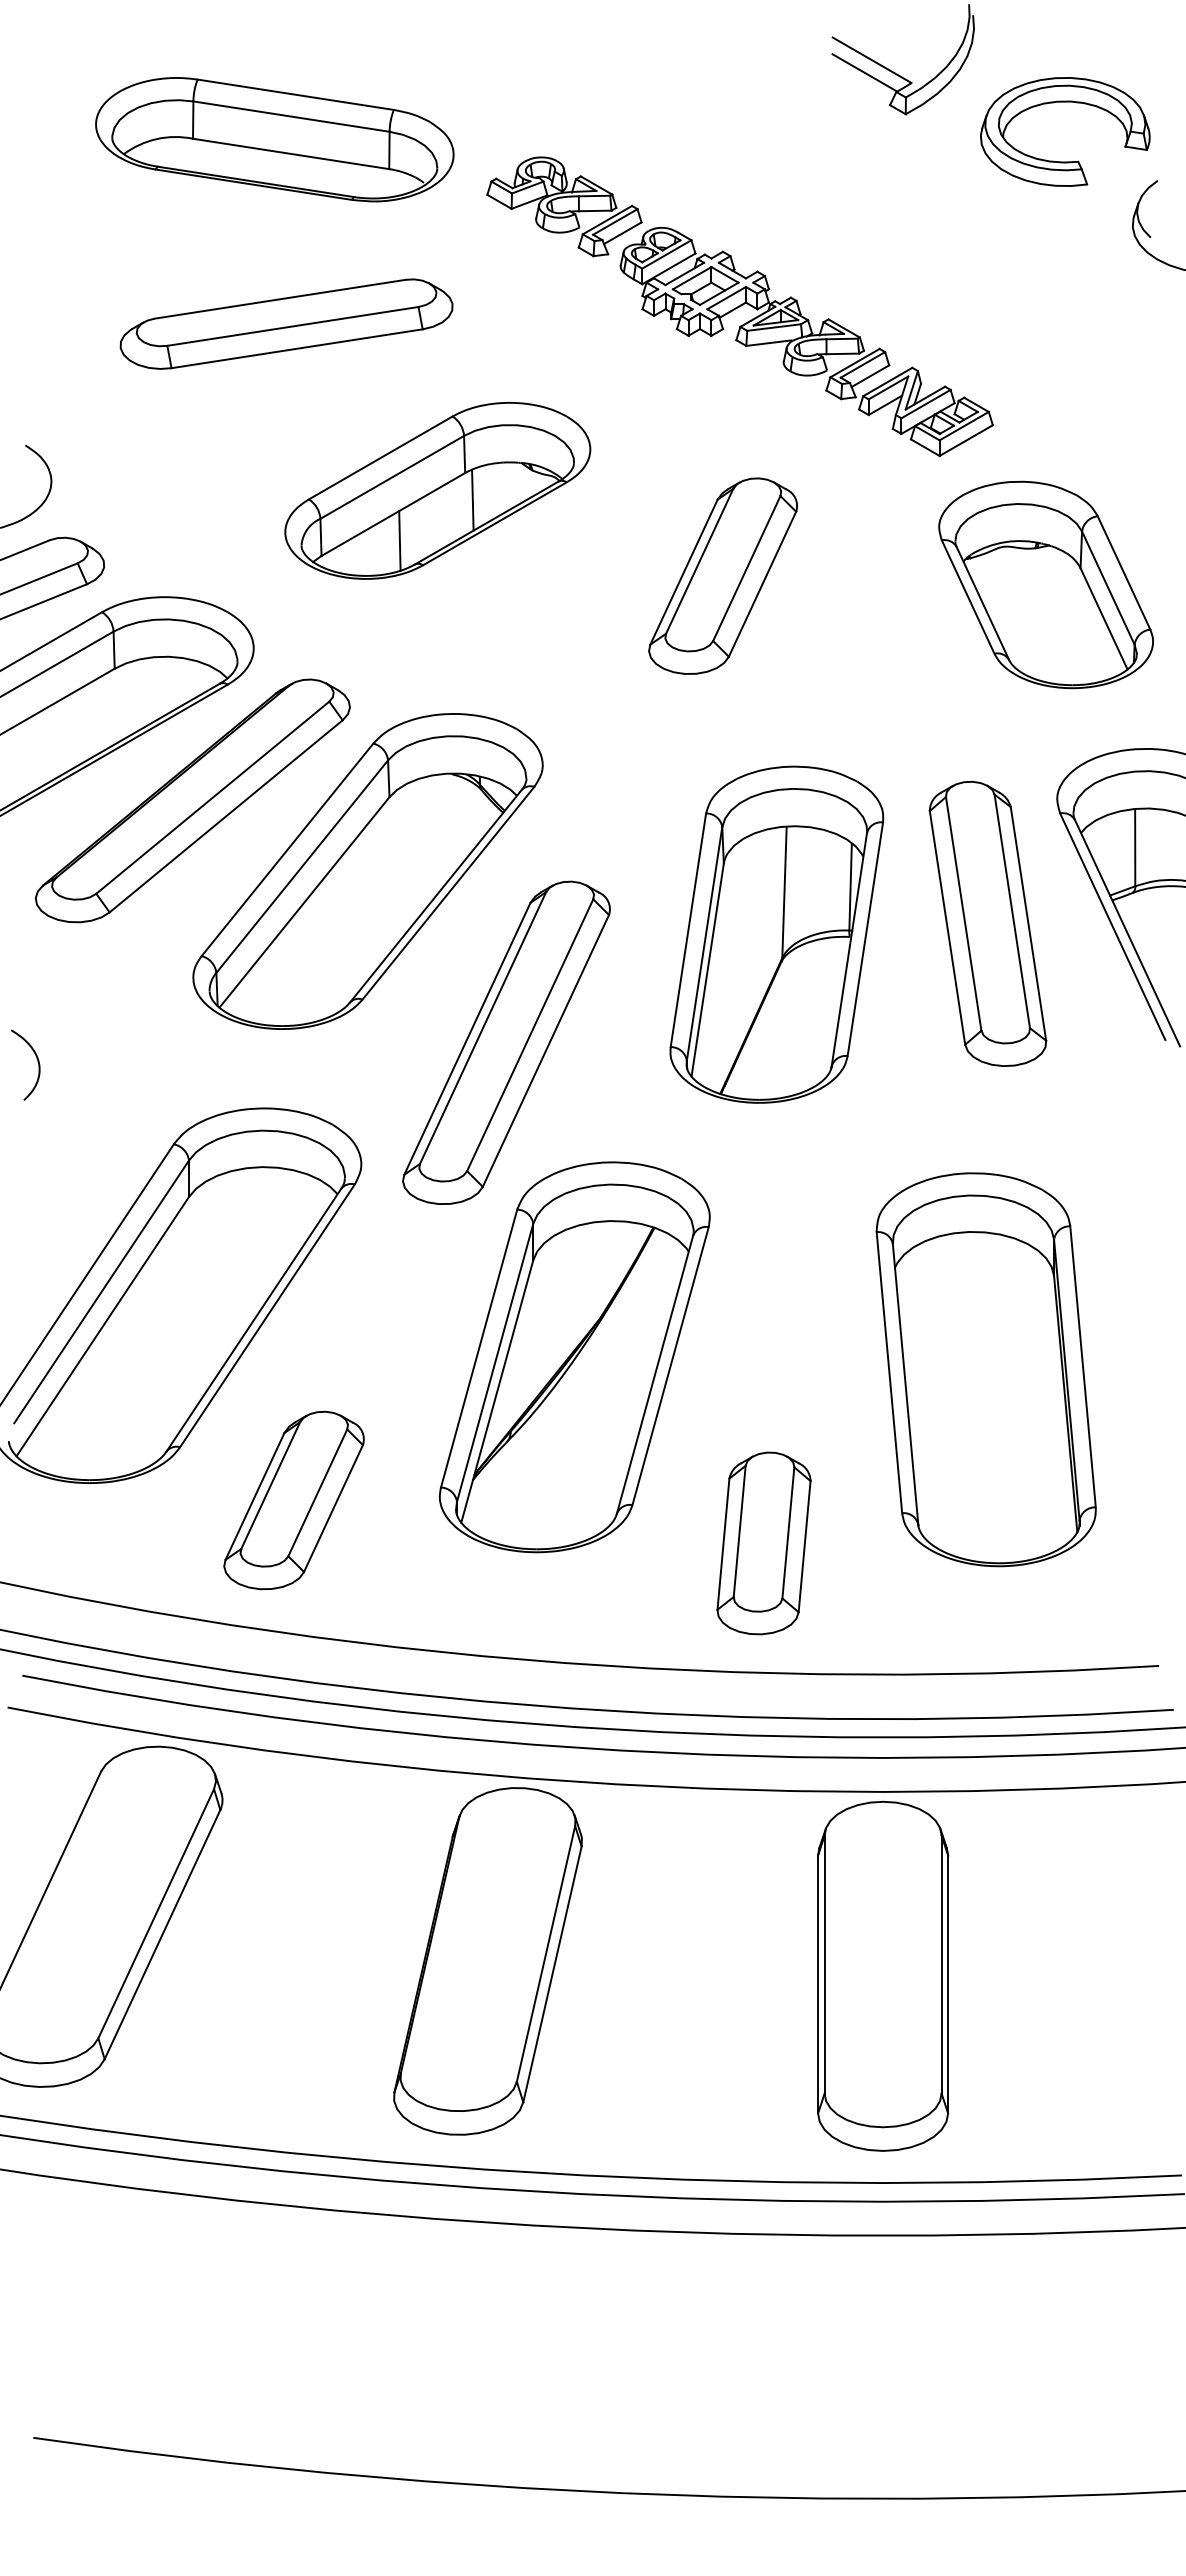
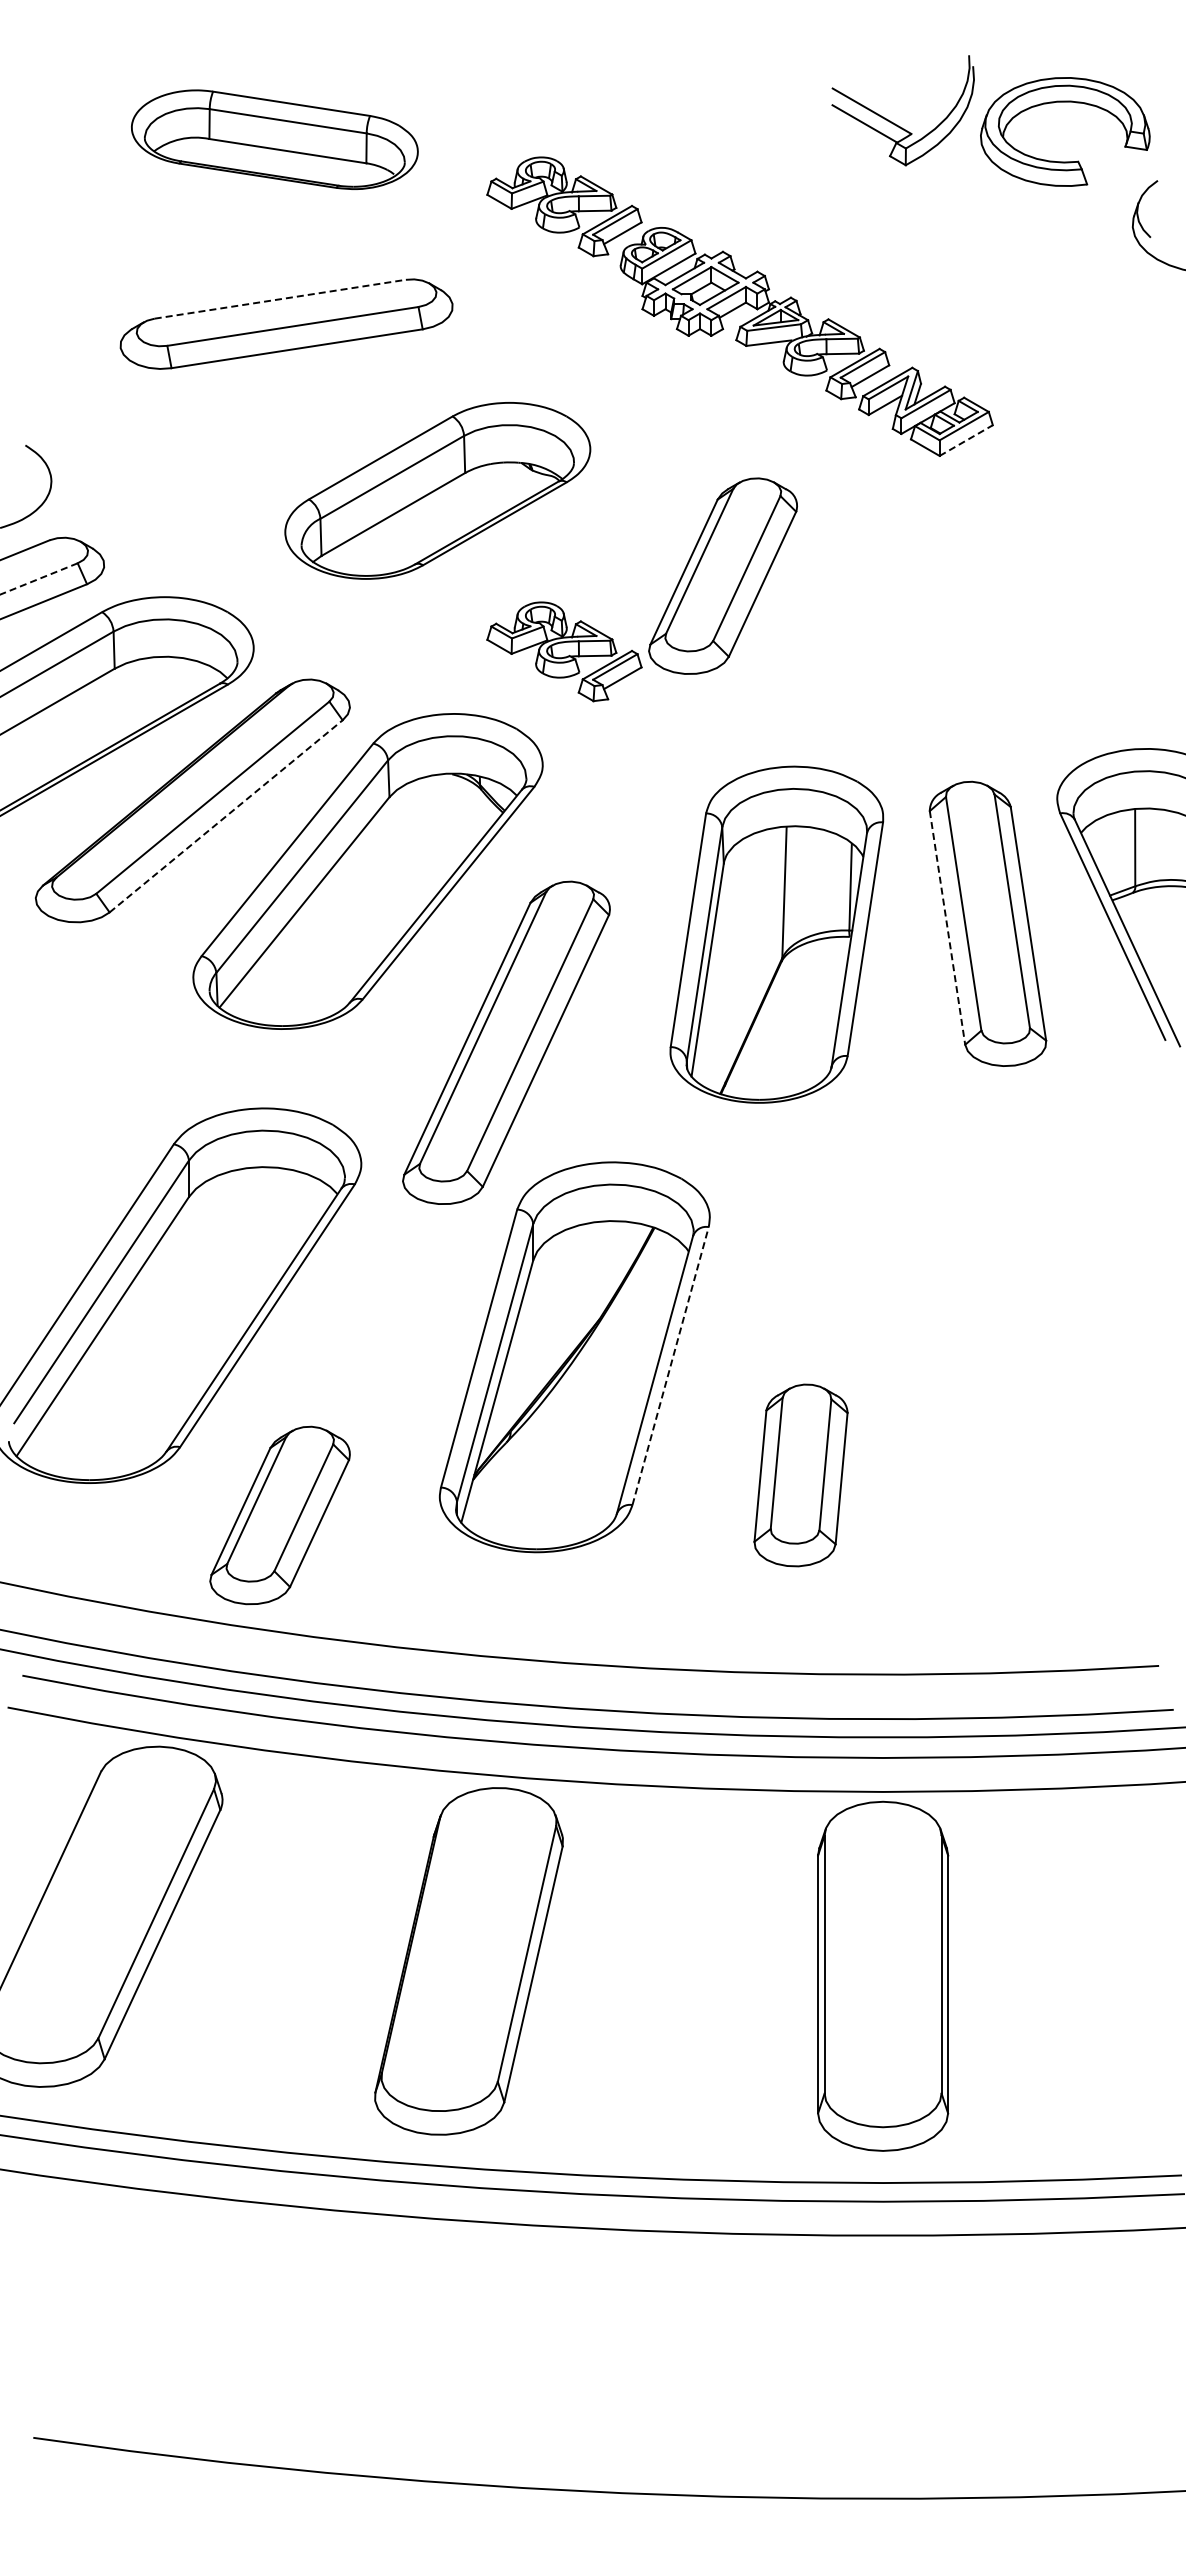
part position: (895, 72) -> (895, 123) (895, 123)
part size: 360x126 px -> 288x101 px (274, 139)
line: solid -> dashed (280, 299)
line: solid -> dashed (966, 440)
line: present -> none (472, 500)
line: present -> none (399, 540)
line: solid -> dashed (38, 579)
part: present -> none (1045, 584)
part: none -> present (564, 651)
line: solid -> dashed (226, 816)
line: solid -> dashed (947, 928)
curve: present -> none (37, 1062)
line: solid -> dashed (670, 1365)
part: present -> none (985, 1369)
part position: (293, 1500) -> (279, 1515) (279, 1515)
part position: (763, 1543) -> (800, 1475) (800, 1475)
part position: (487, 1961) -> (468, 1961) (468, 1961)
